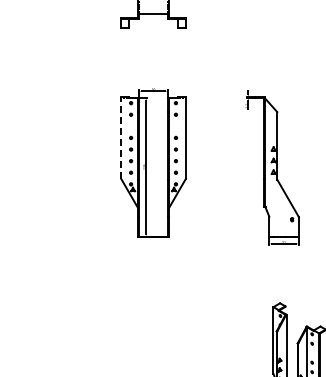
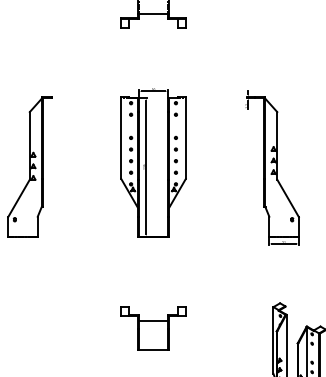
line: dashed -> solid (121, 138)
part: none -> present (29, 166)
part: none -> present (153, 328)
